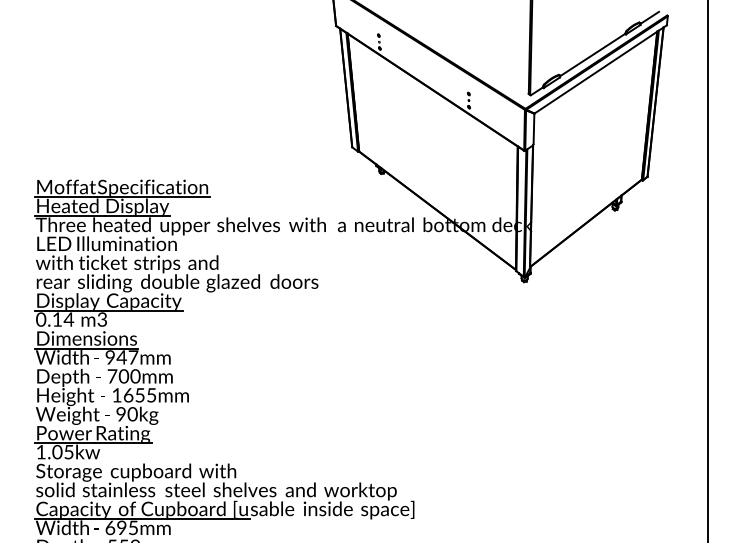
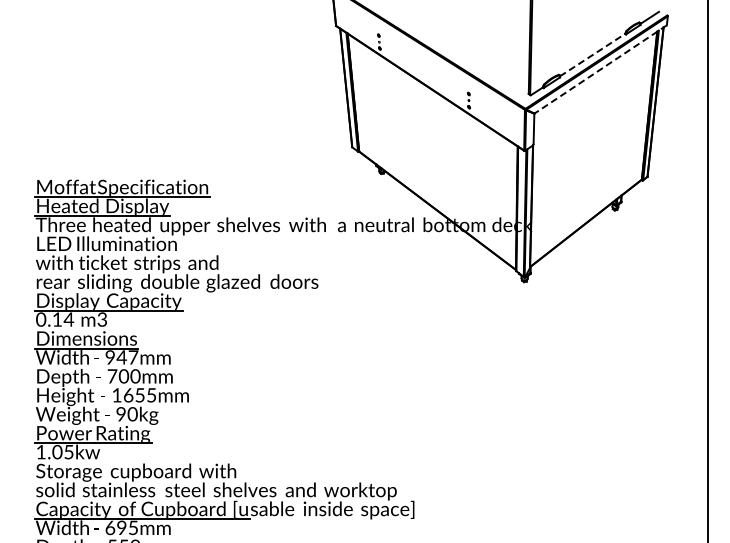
line: solid -> dashed (593, 54)
line: solid -> dashed (600, 69)
